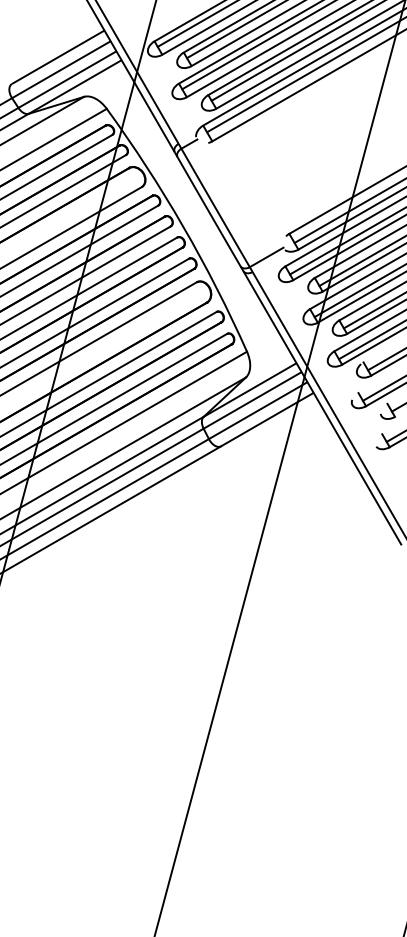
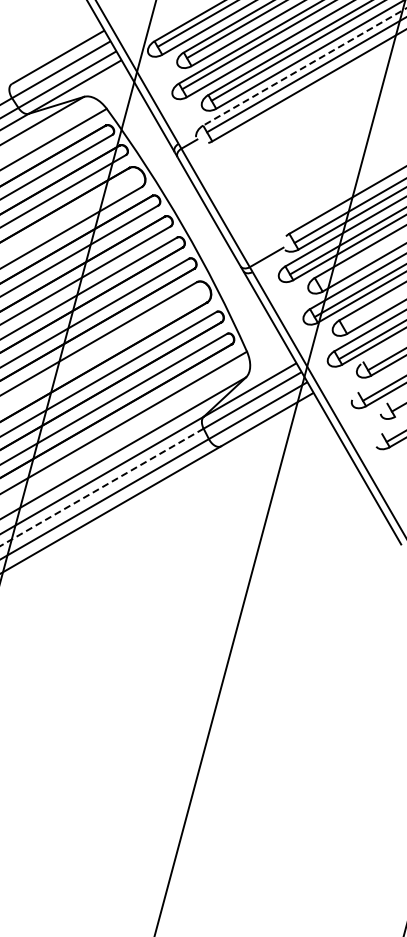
line: solid -> dashed (304, 67)
line: present -> none (361, 261)
line: present -> none (373, 310)
line: solid -> dashed (101, 487)
